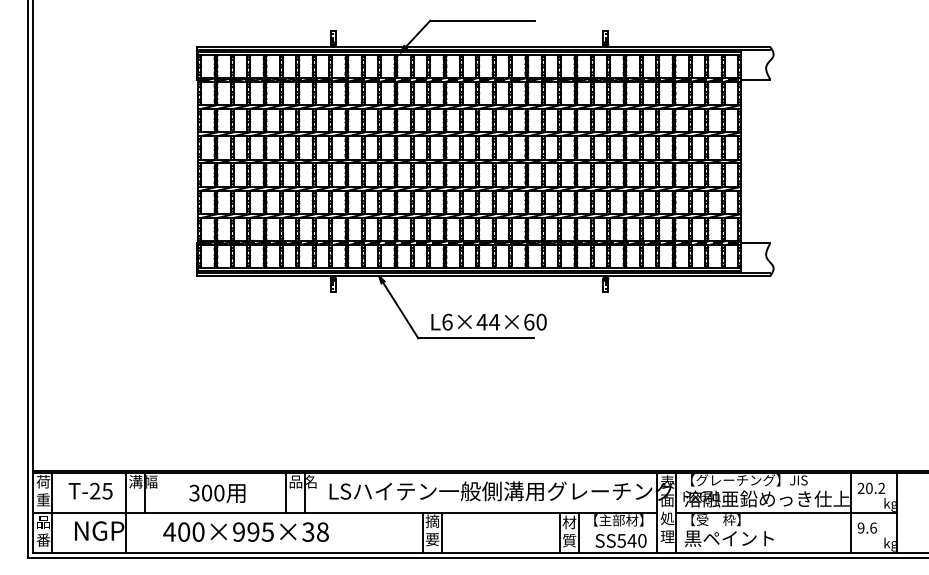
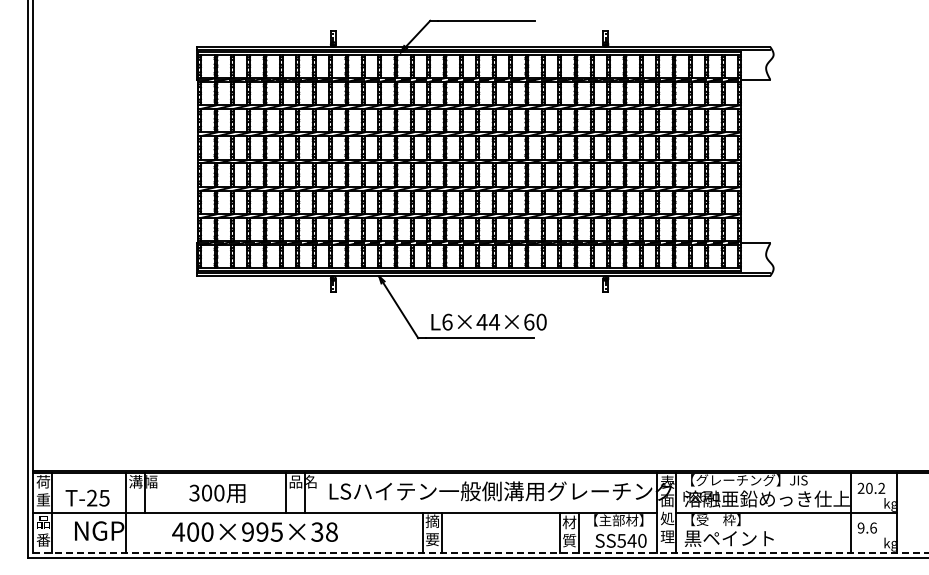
text position: (90, 490) -> (87, 497) (87, 497)
text position: (245, 531) -> (254, 531) (254, 531)
line: solid -> dashed (481, 552)
